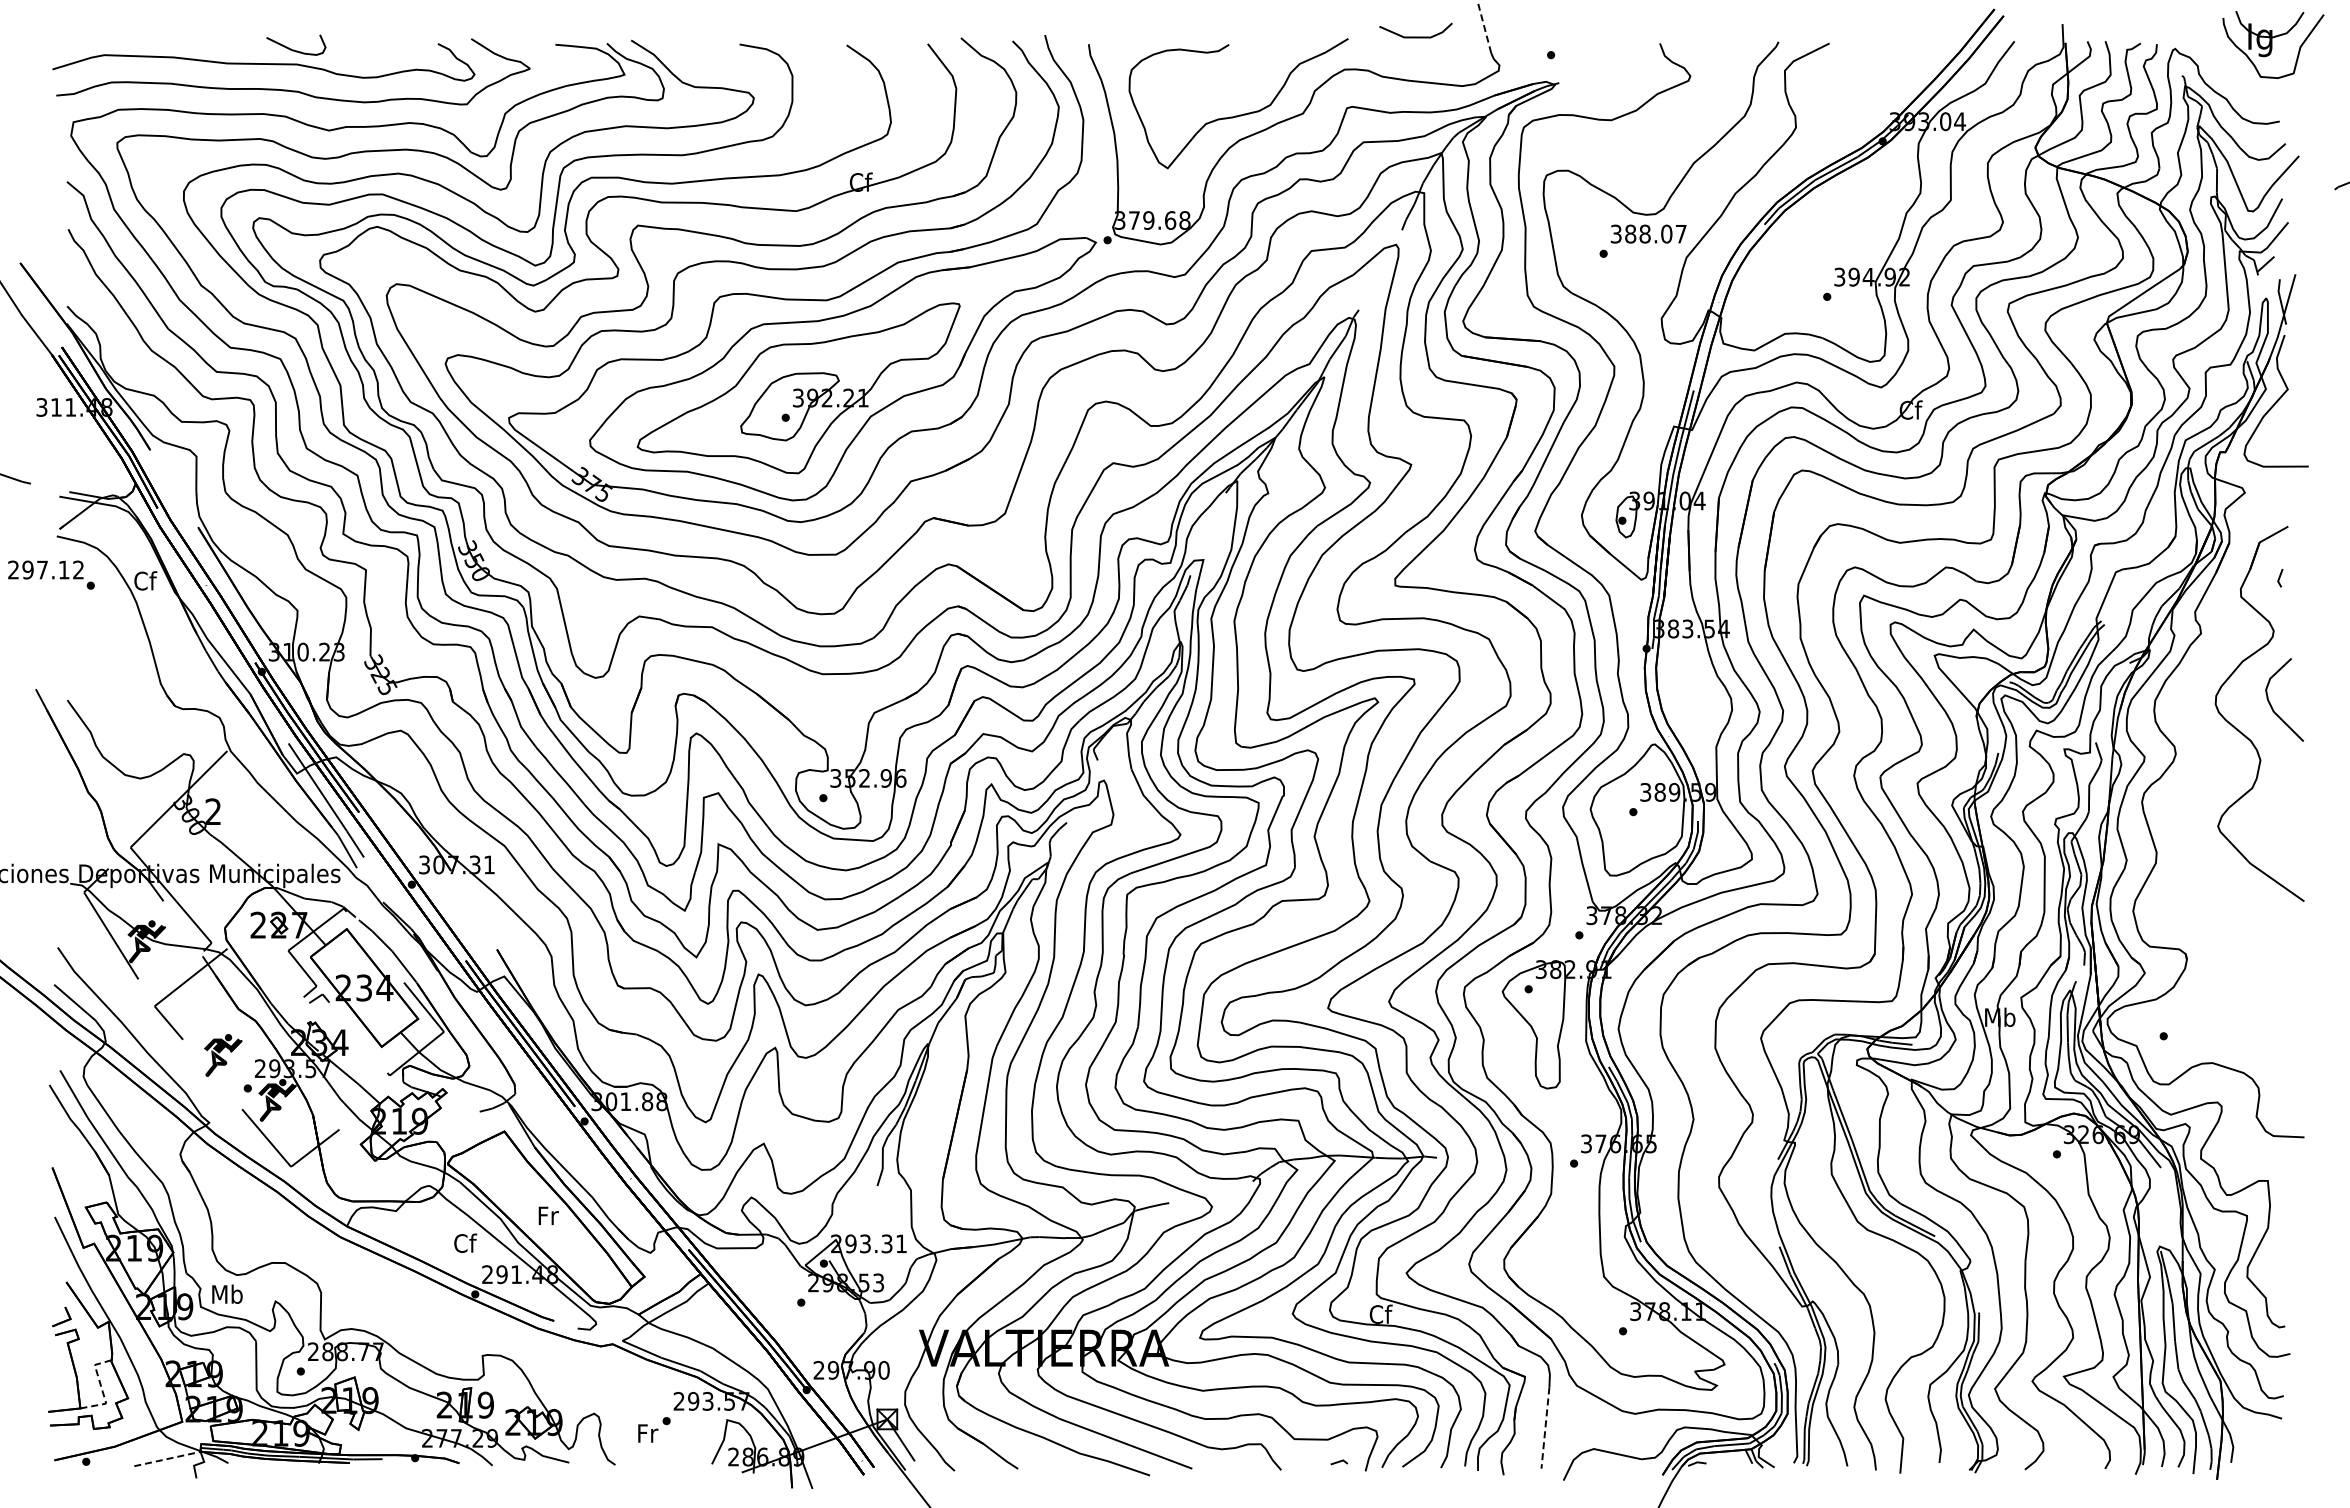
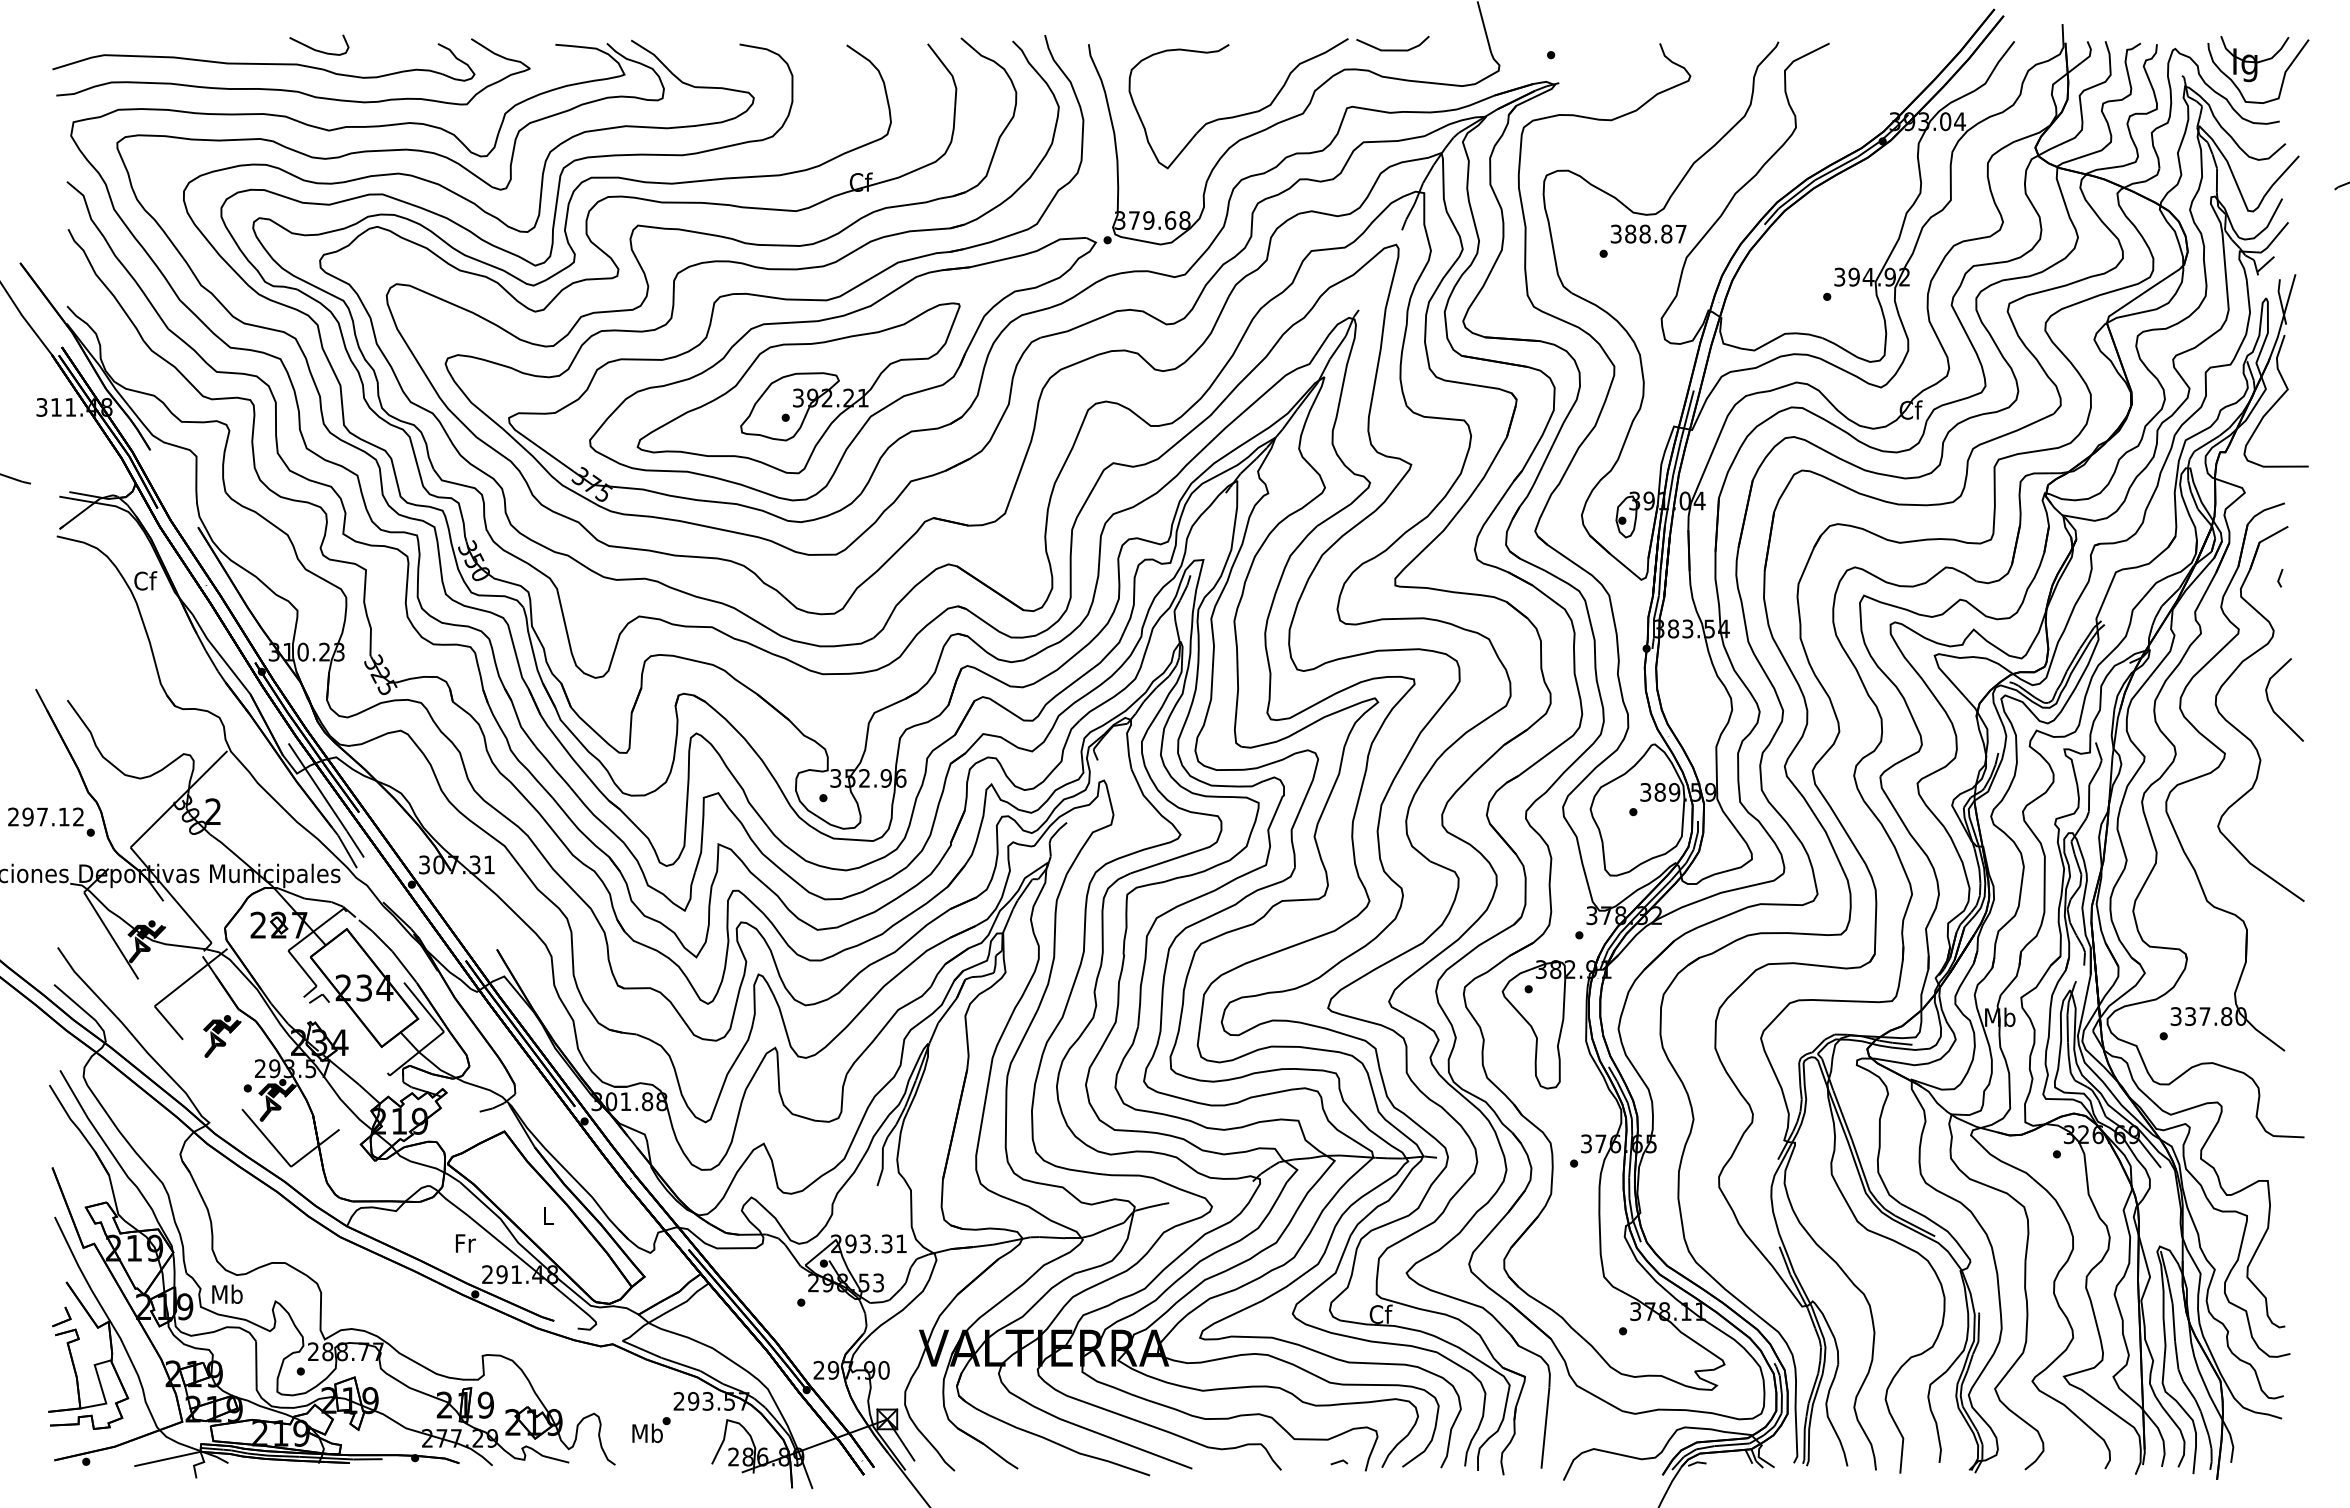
line: dashed -> solid (1484, 27)
line position: (1415, 36) -> (1392, 49) (1392, 49)
part position: (2273, 44) -> (2258, 69) (2258, 69)
curve position: (294, 49) -> (317, 49) (317, 49)
text: 388.07 -> 388.87 (1666, 234)
text position: (51, 574) -> (51, 821) (51, 821)
part: none -> present (2218, 768)
part position: (223, 1055) -> (222, 1036) (222, 1036)
text: Fr -> L (548, 1215)
text: Cf -> Fr (465, 1242)
line: dashed -> solid (101, 1388)
line: dashed -> solid (1545, 1428)
text: Fr -> Mb (647, 1432)
line: dashed -> solid (167, 1459)
